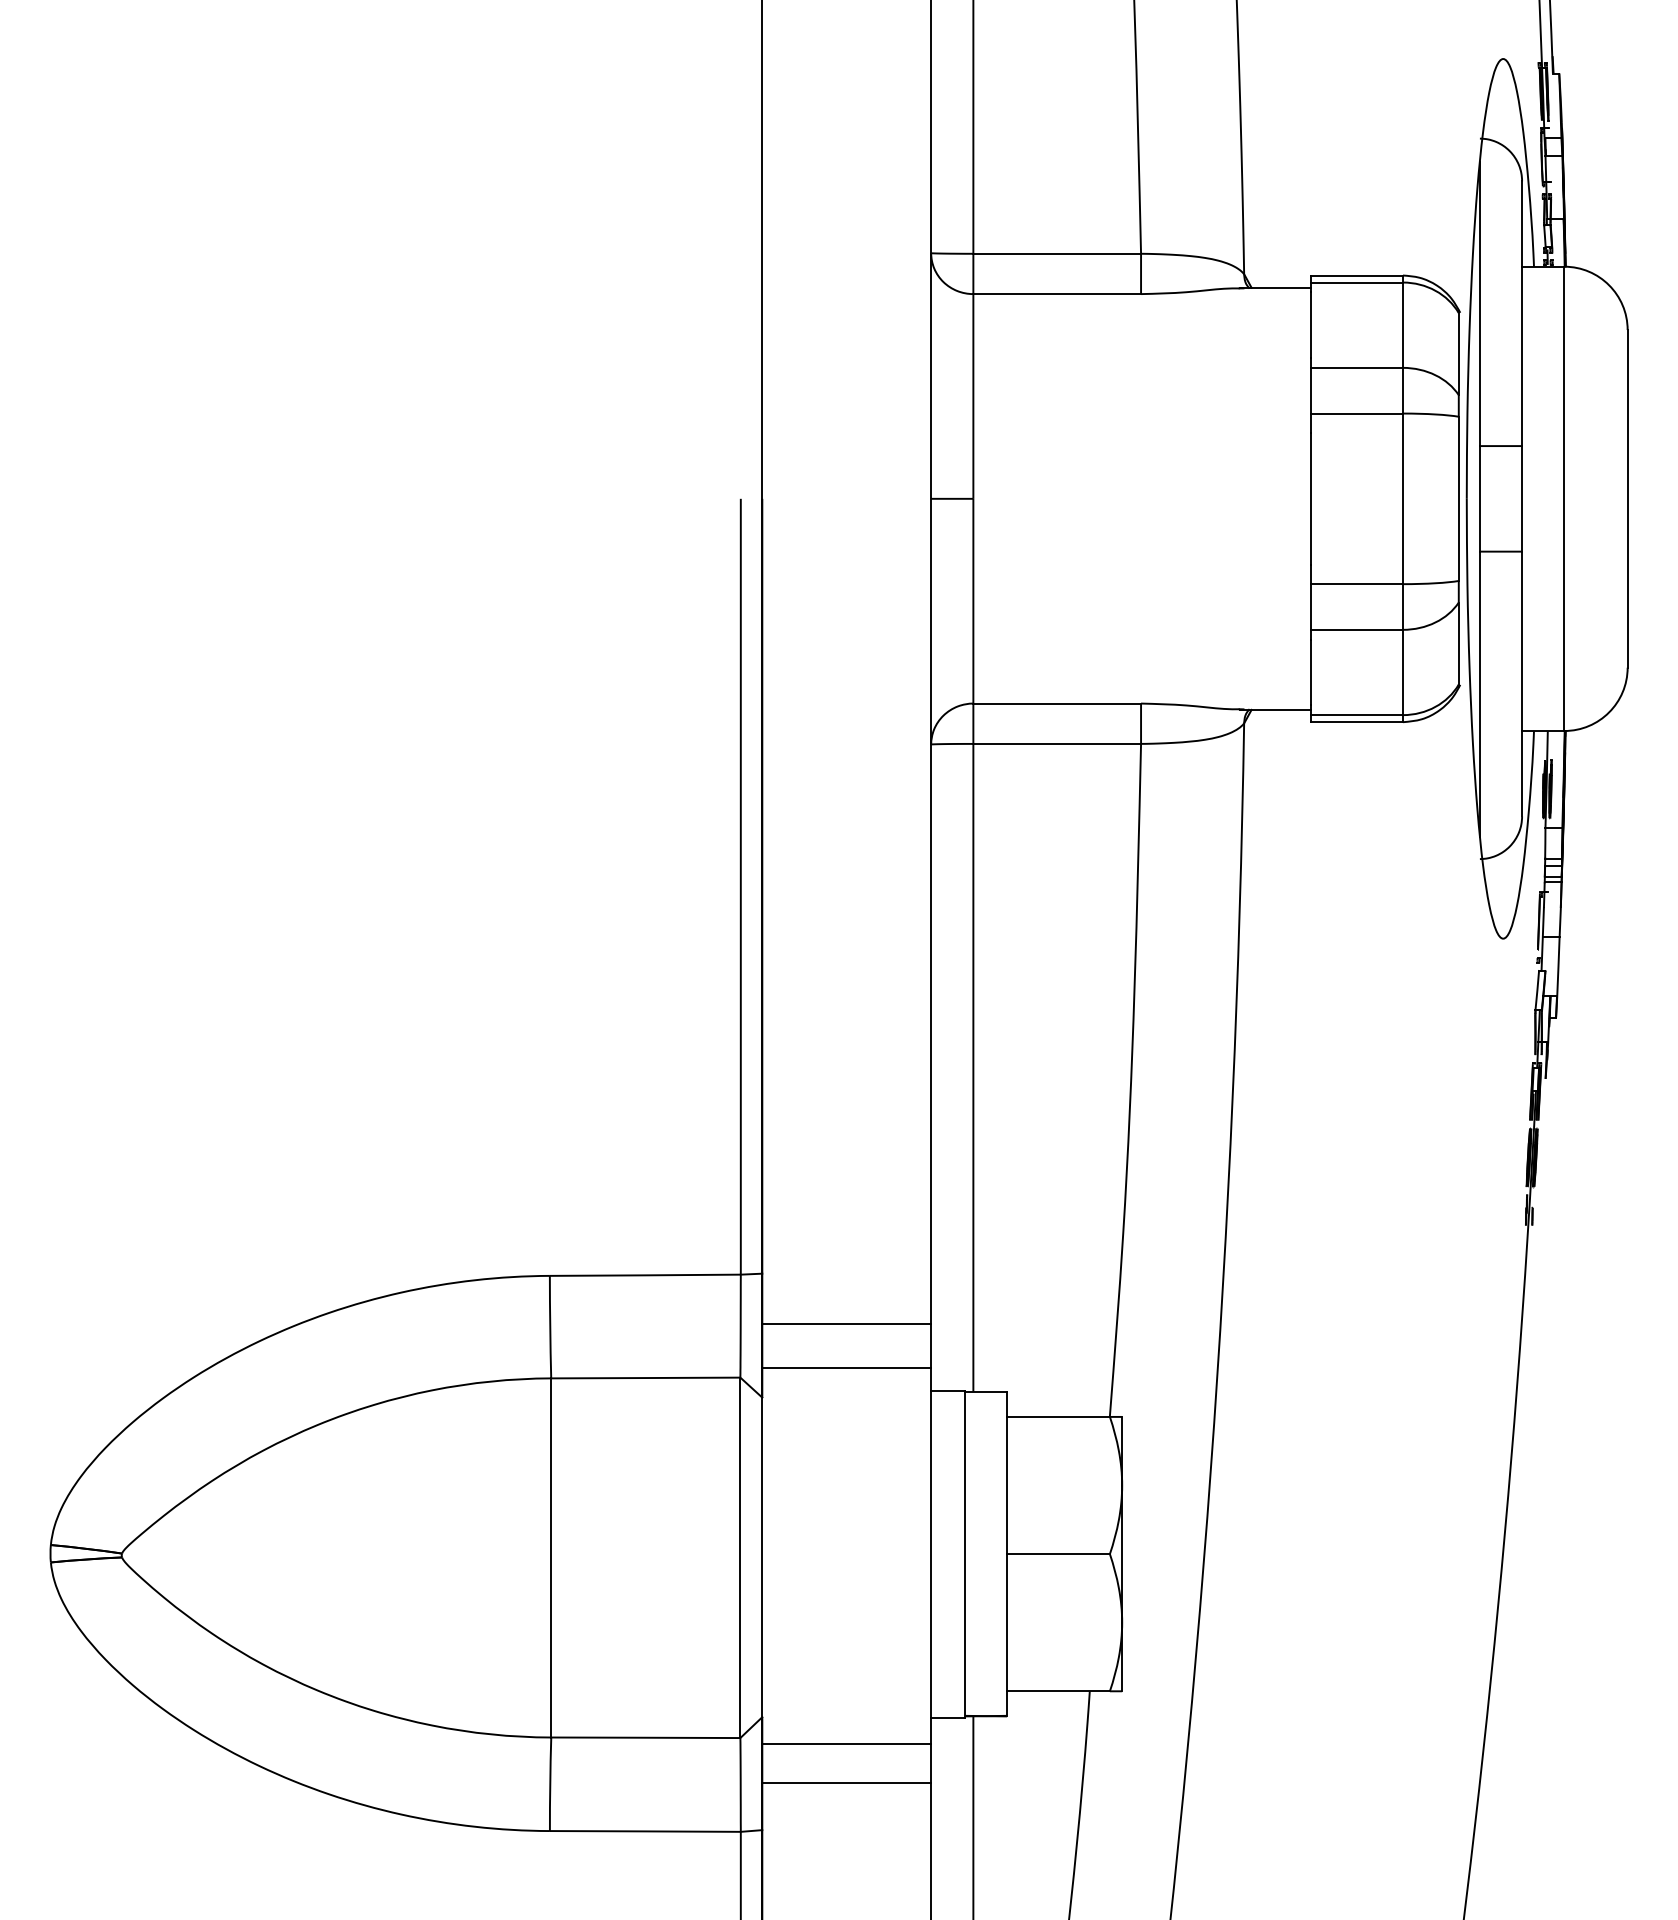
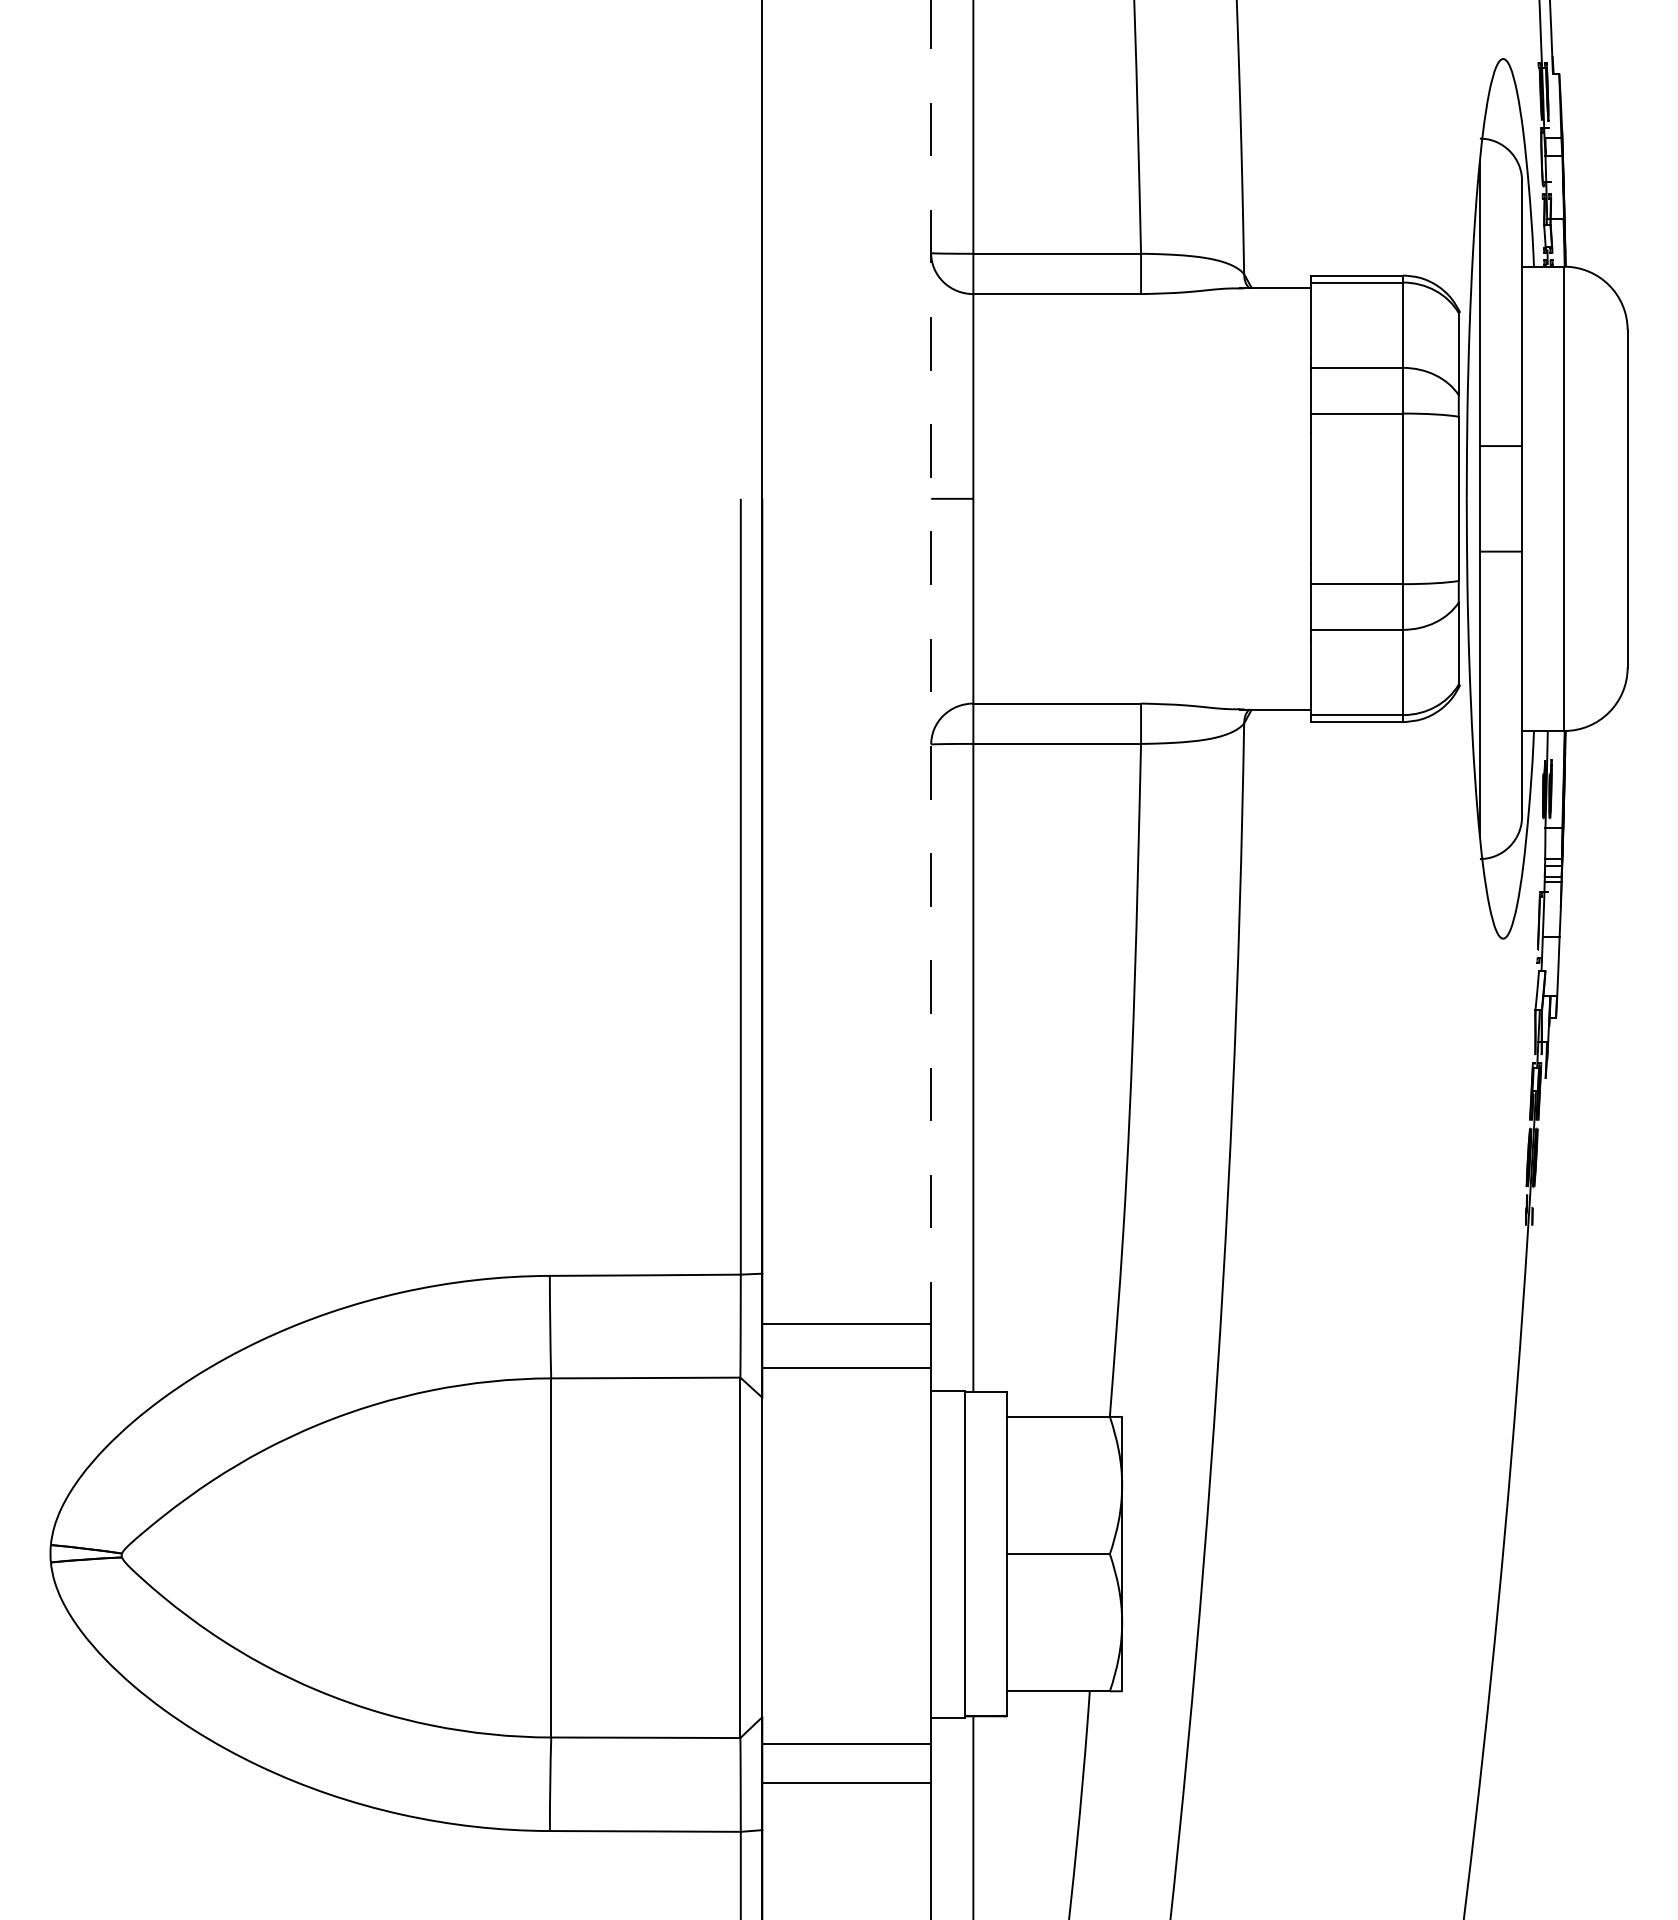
line: solid -> dashed (931, 662)
